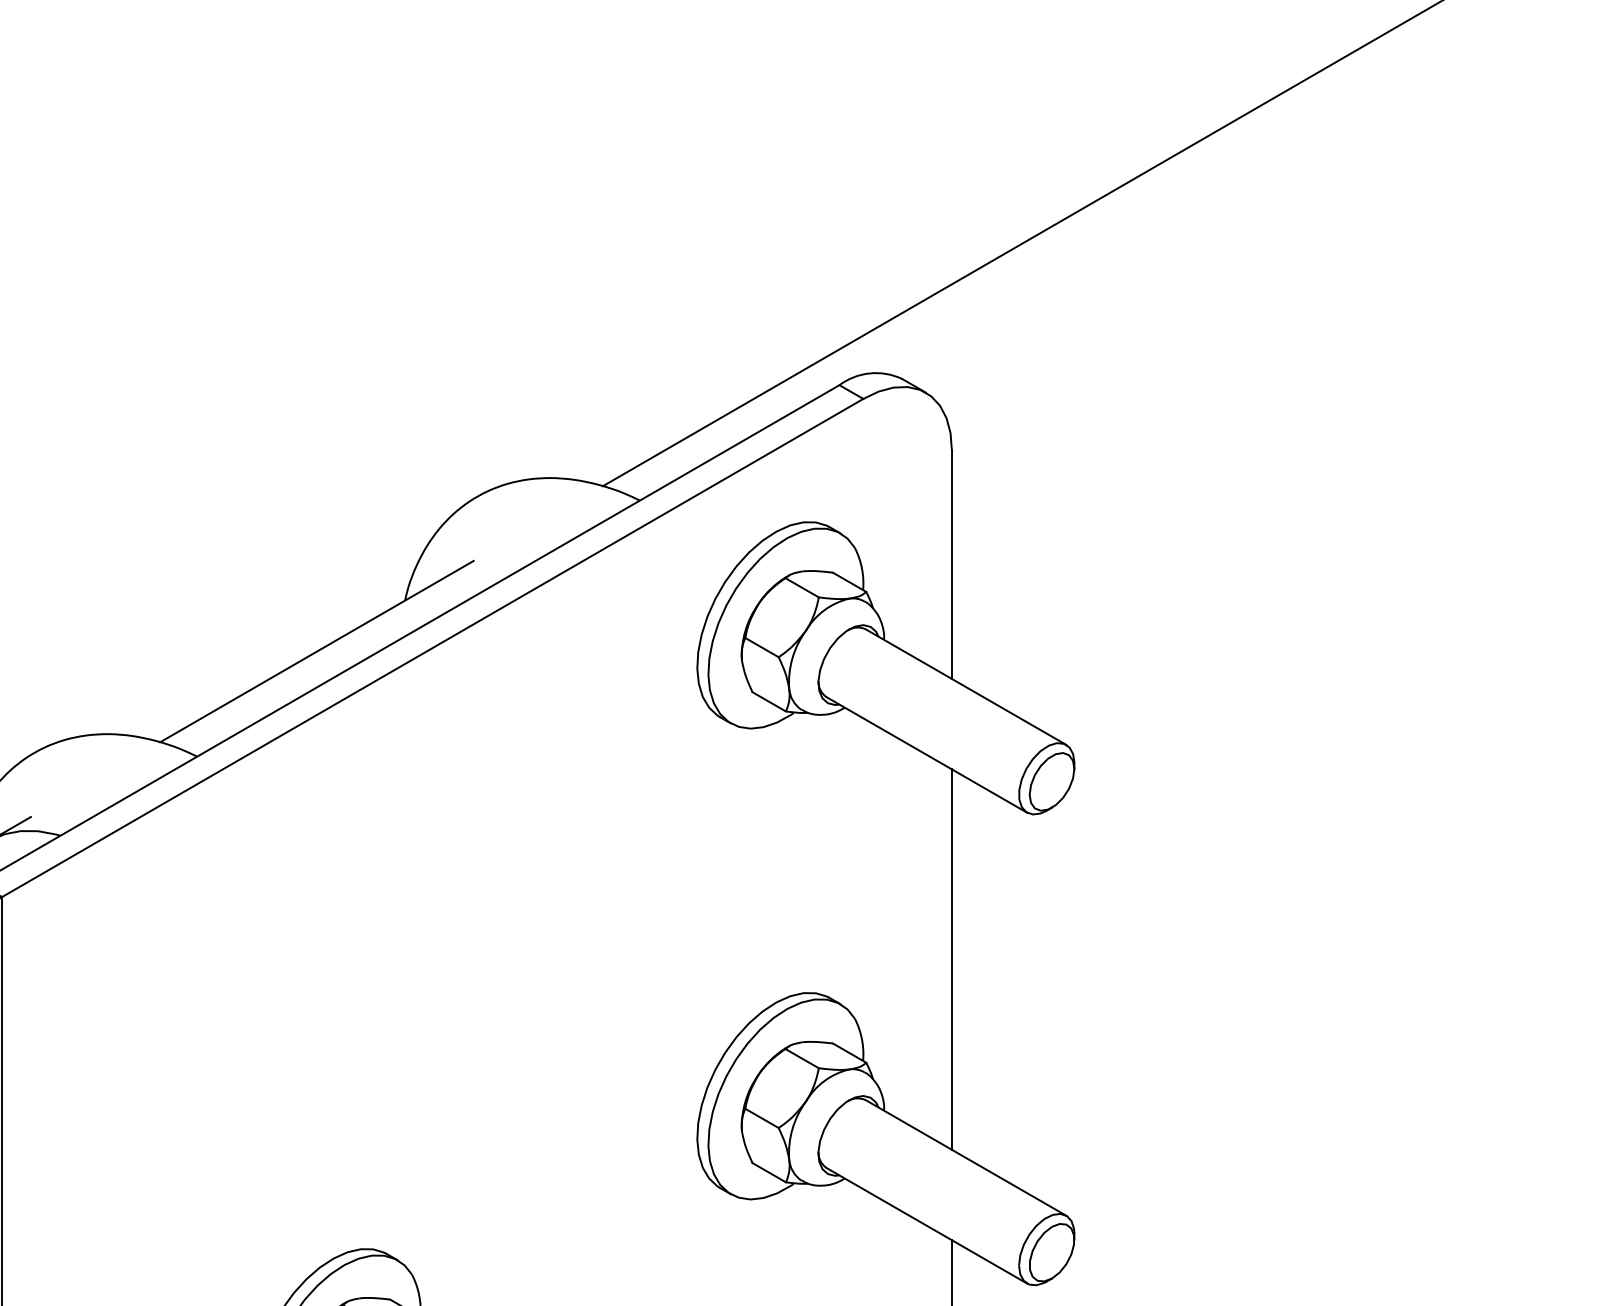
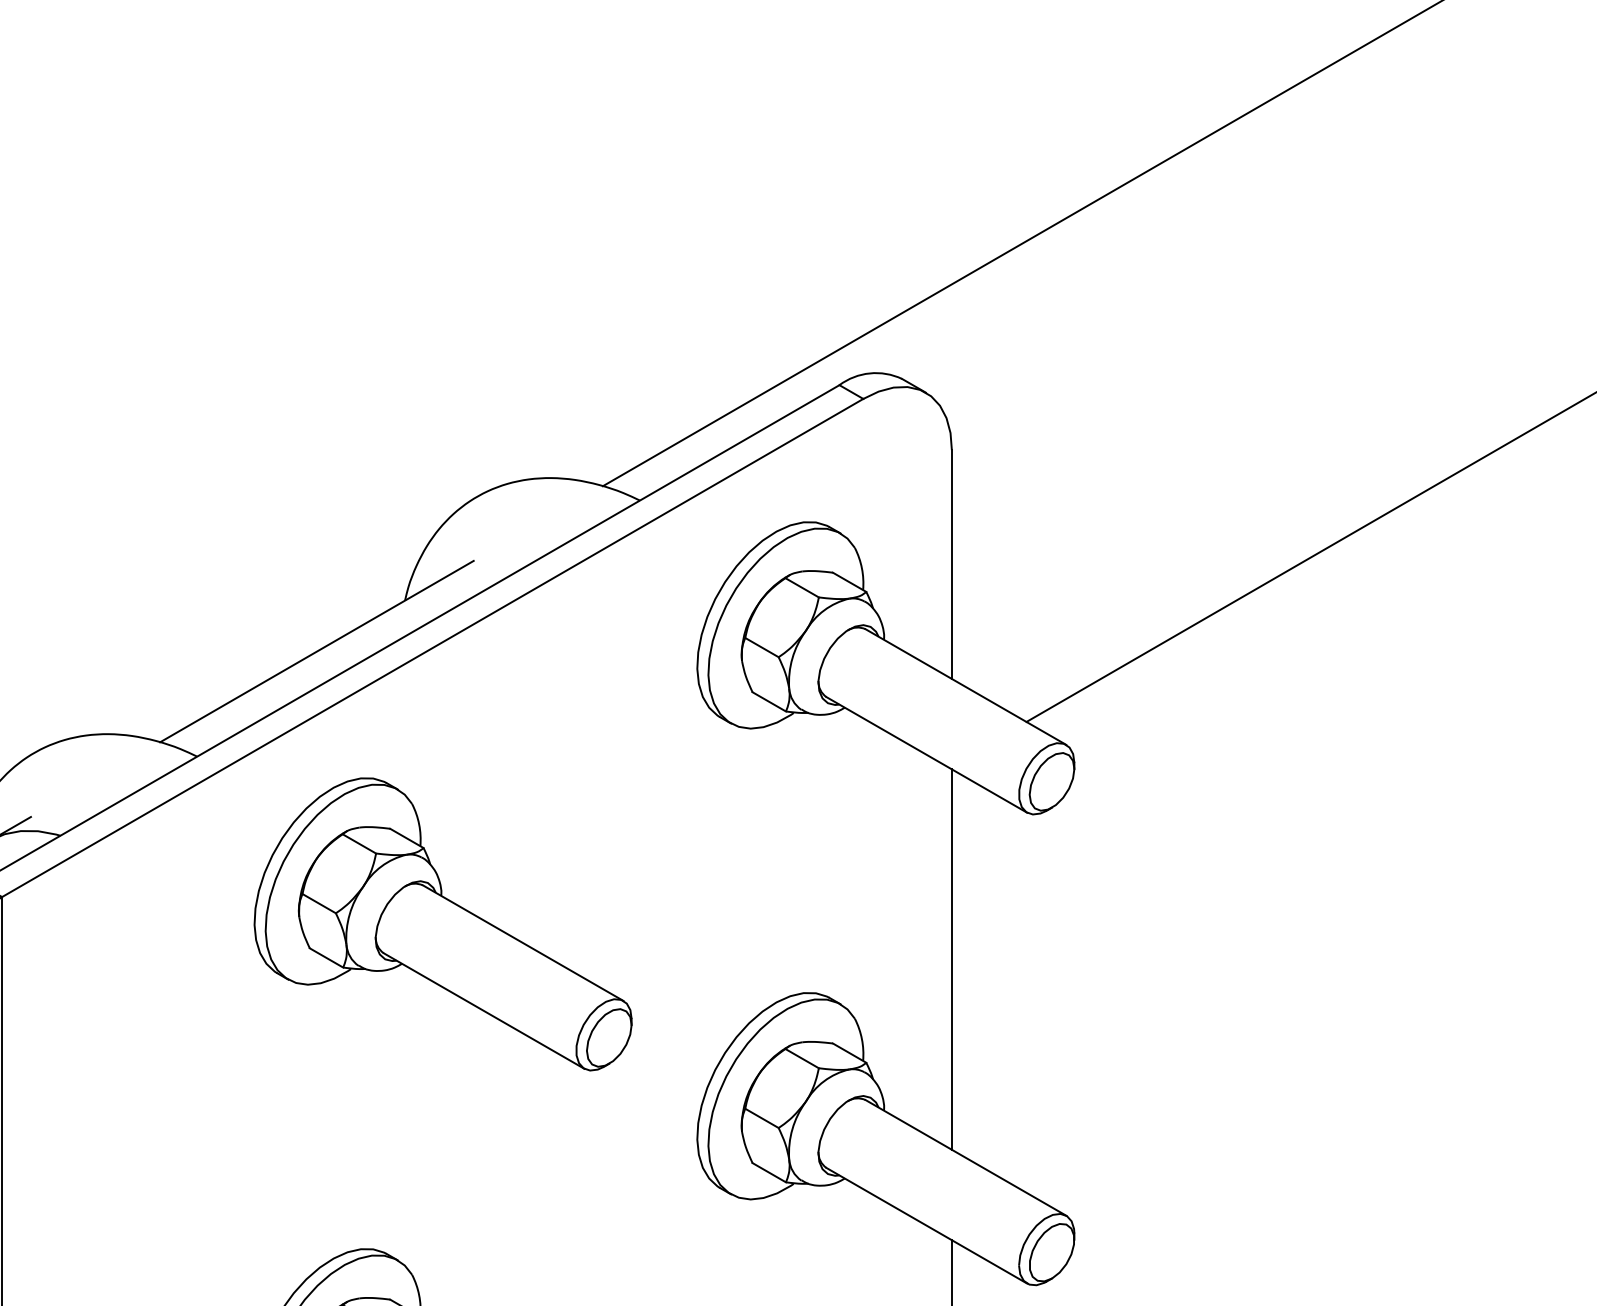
line: none -> present (1309, 557)
part: none -> present (442, 924)
